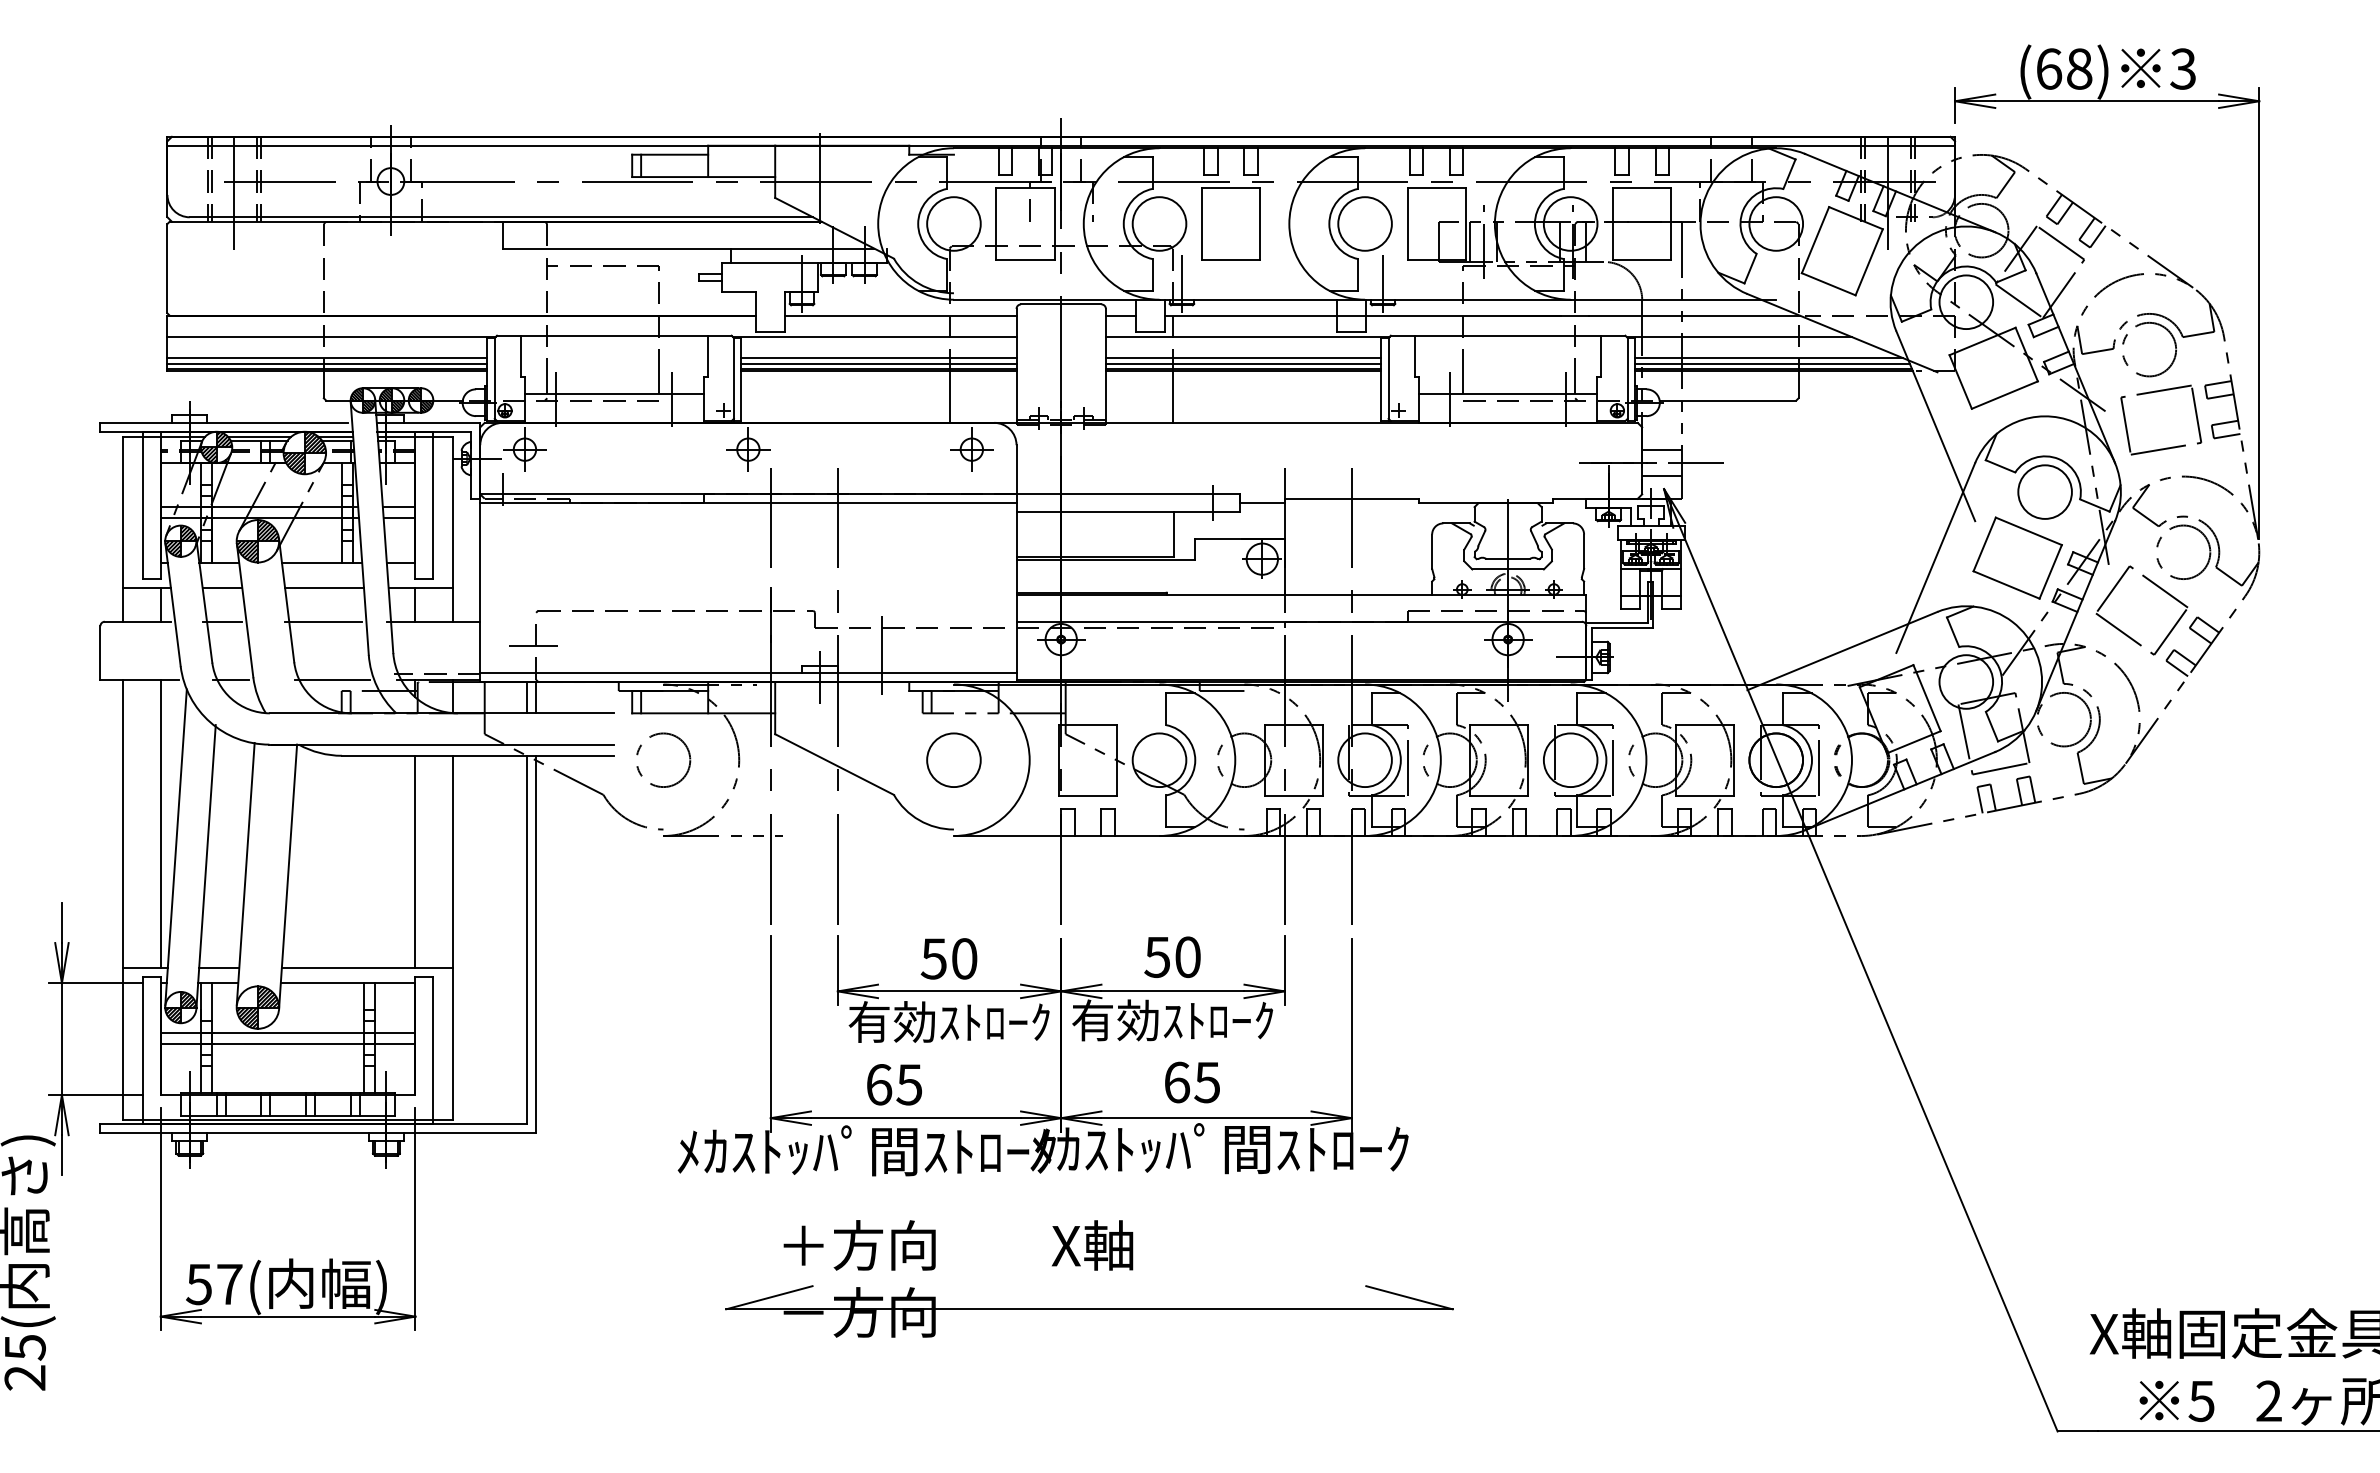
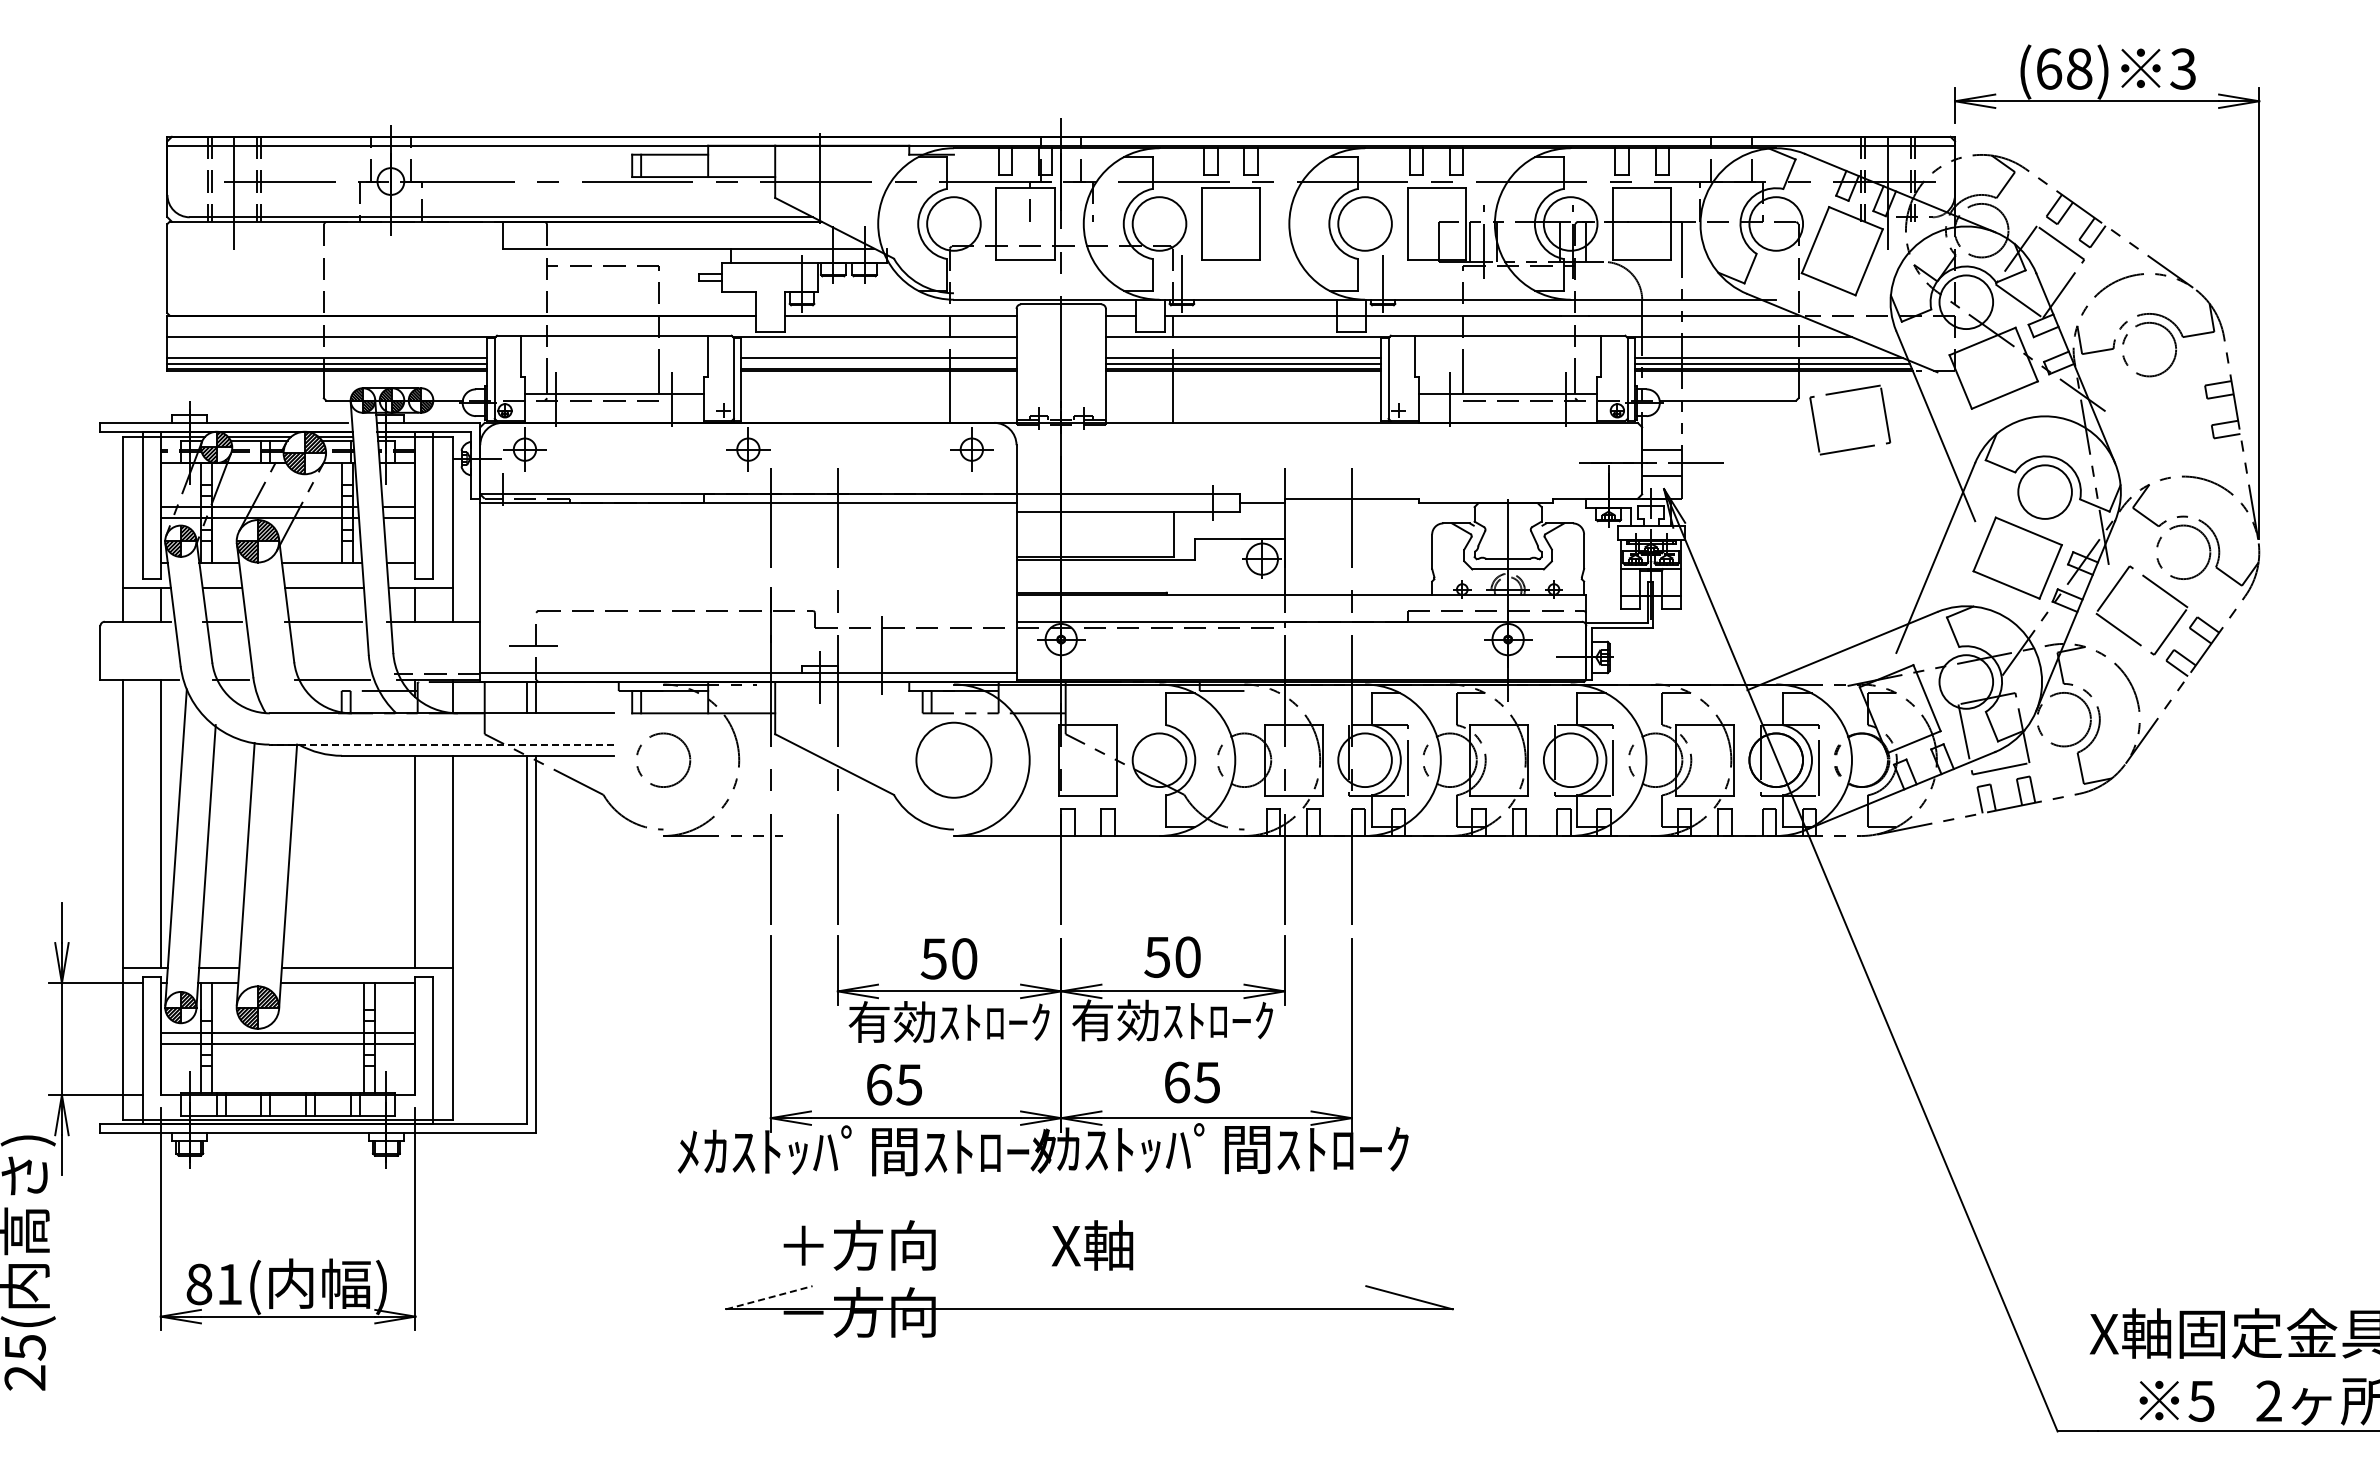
line: present -> none (878, 364)
part position: (2157, 392) -> (1846, 392) (1846, 392)
line: solid -> dashed (441, 744)
circle diameter: 54 px -> 75 px (953, 759)
text: 57( -> 81( (214, 1284)
line: solid -> dashed (769, 1297)
